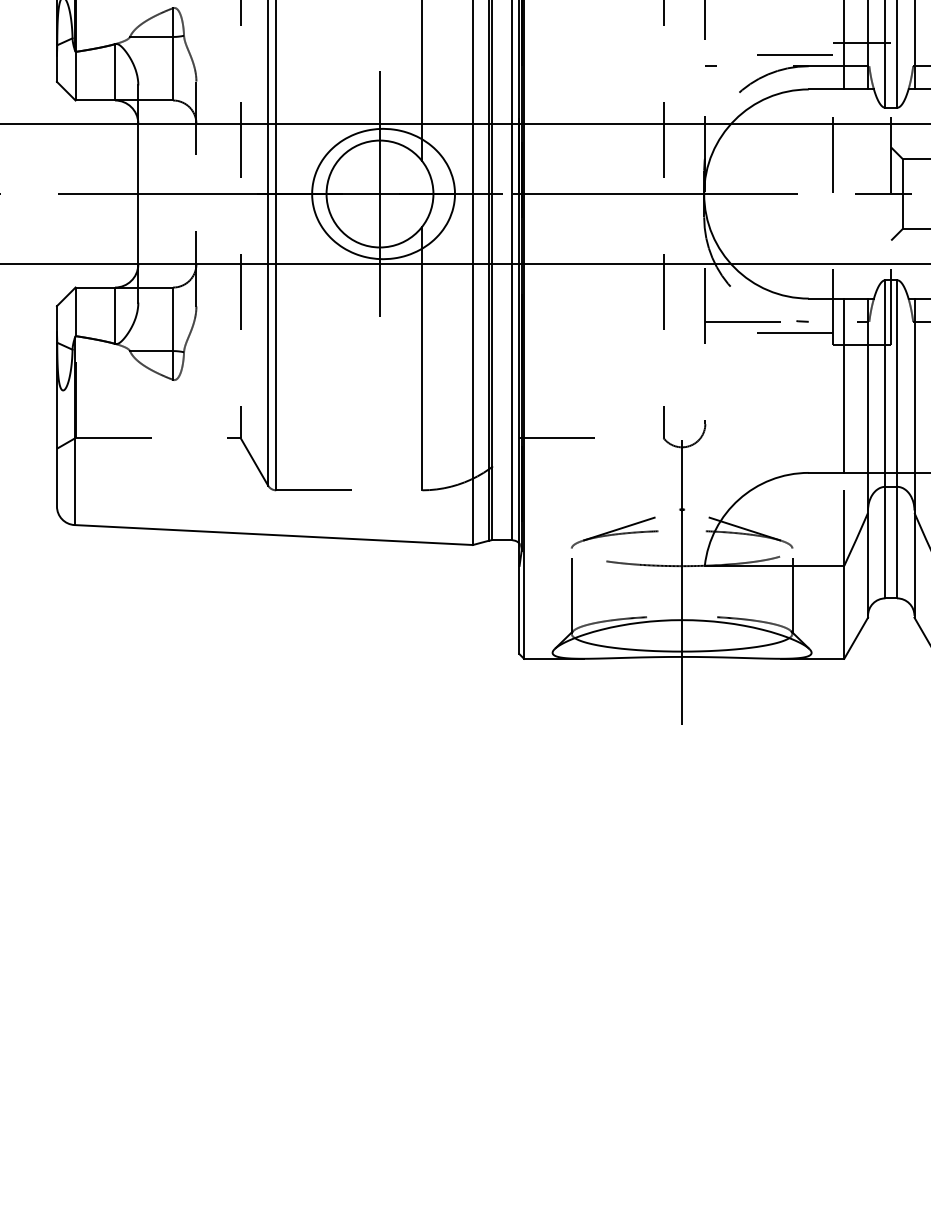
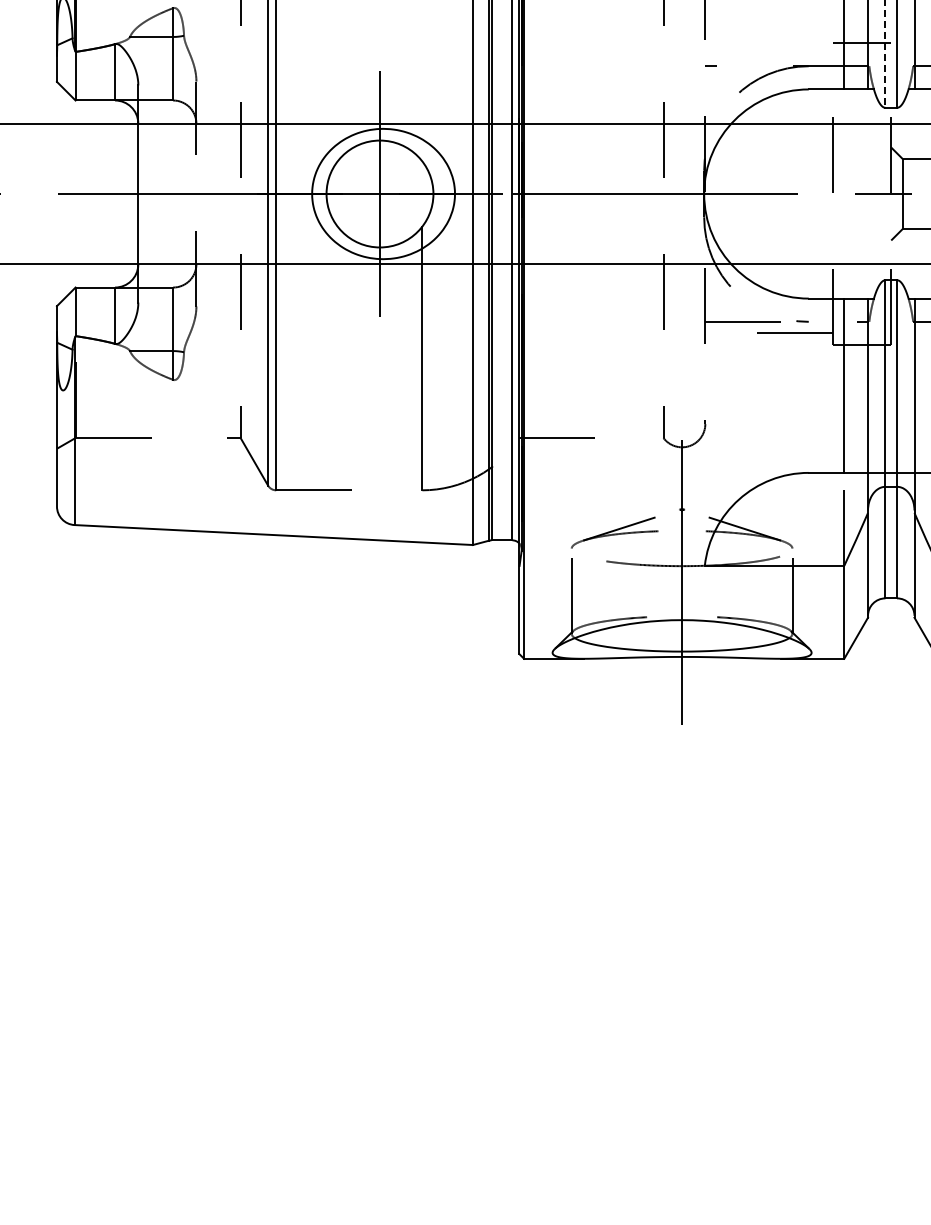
line: solid -> dashed (885, 53)
line: present -> none (794, 54)
line: present -> none (422, 81)
